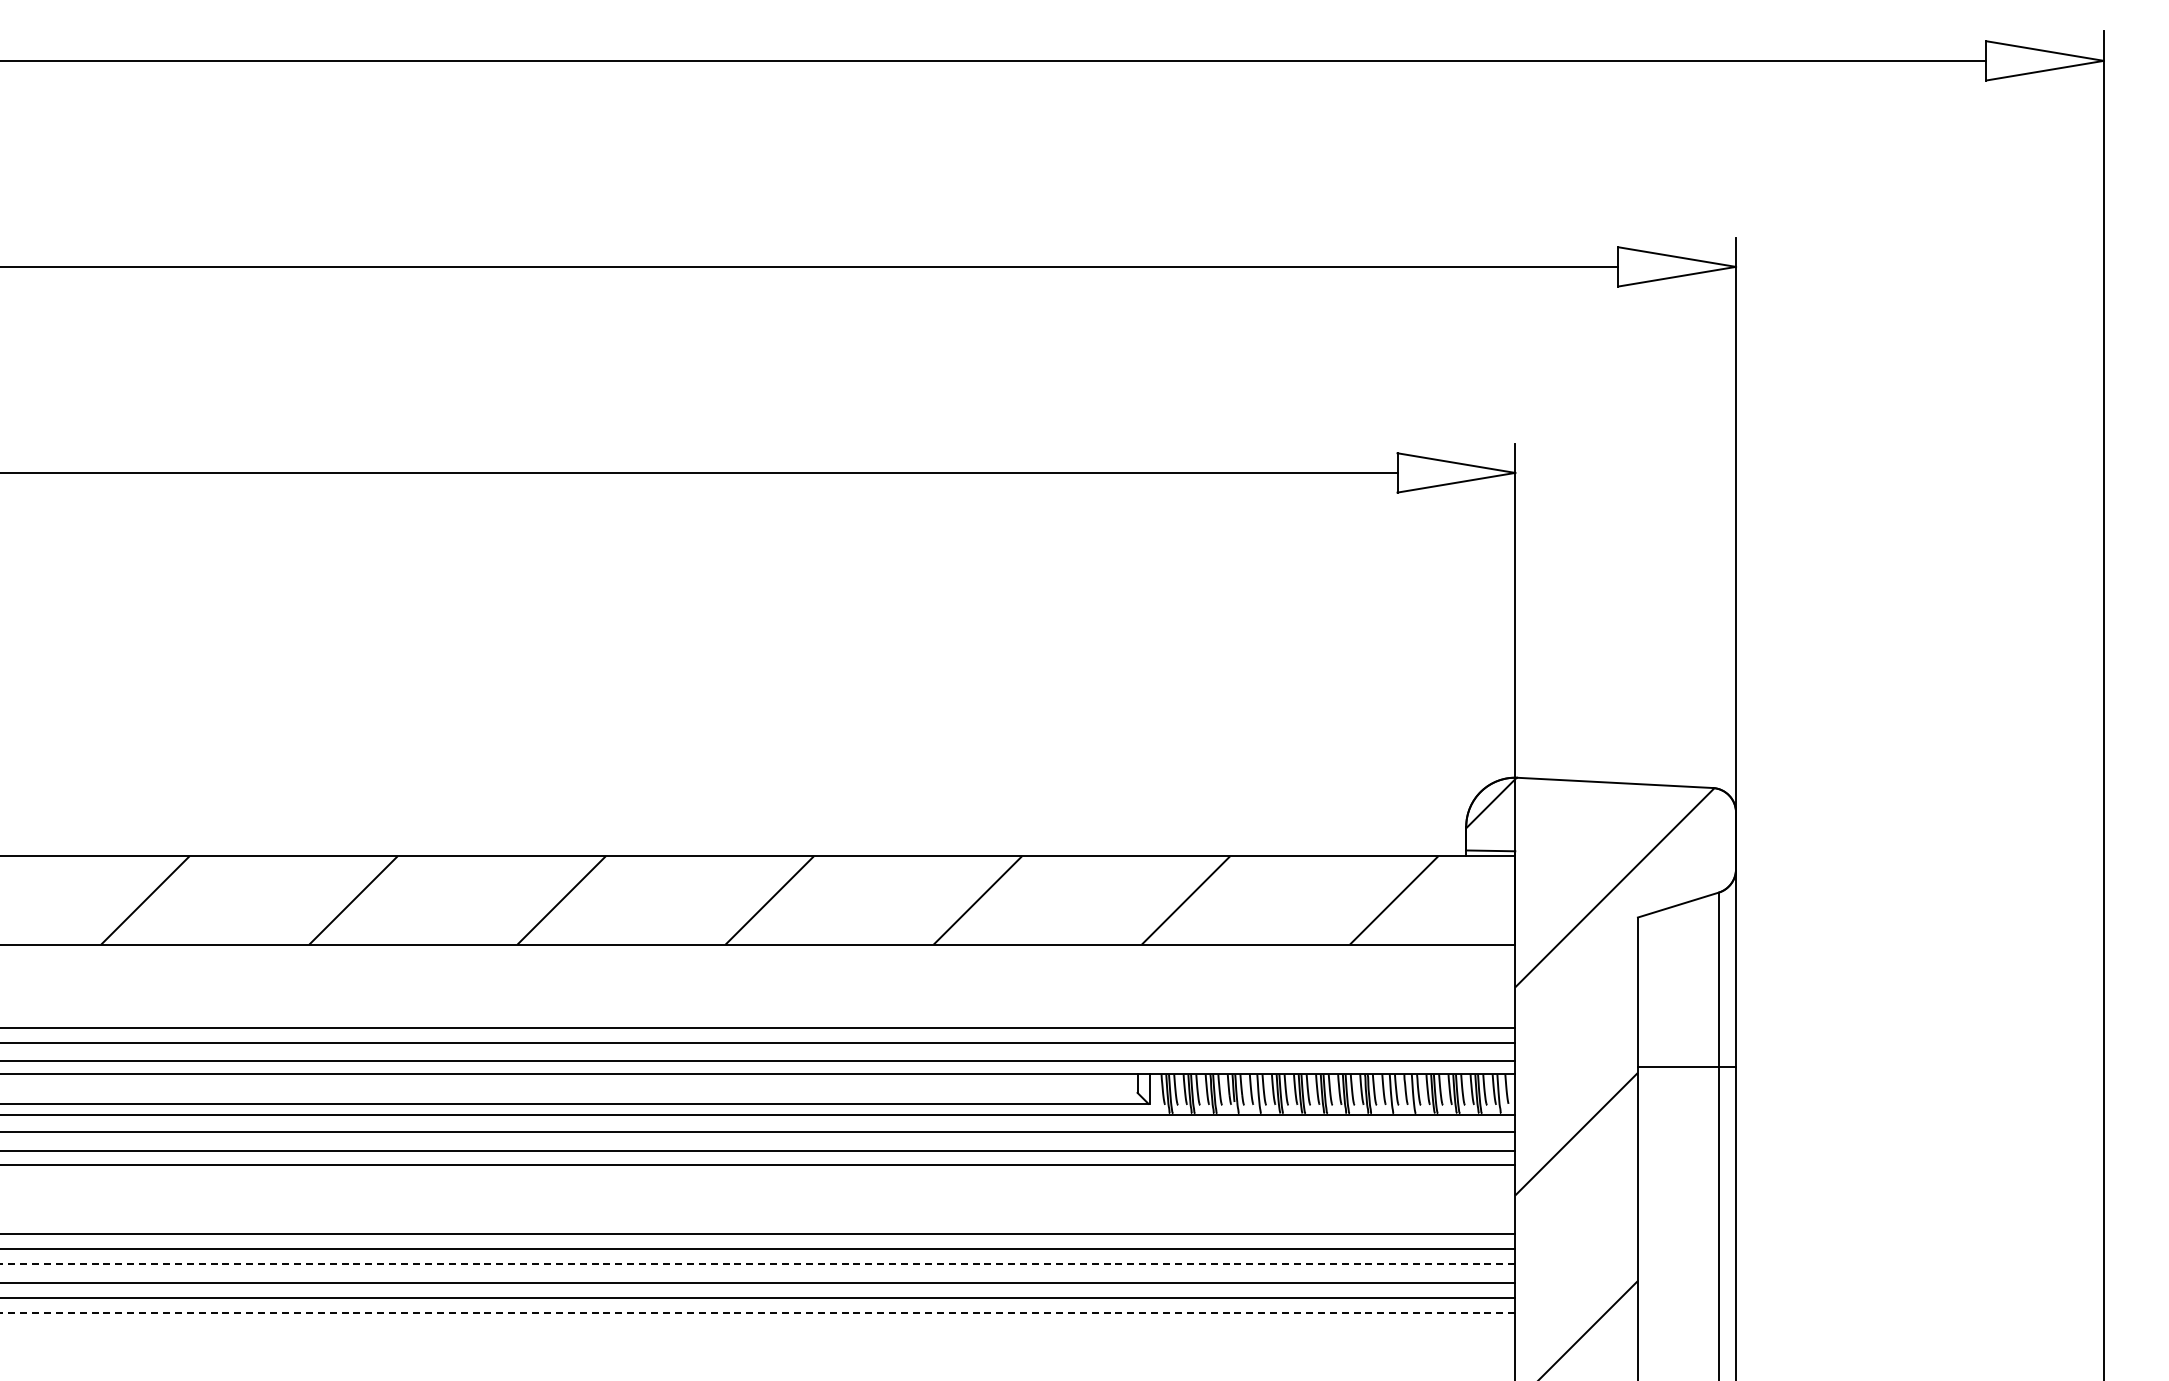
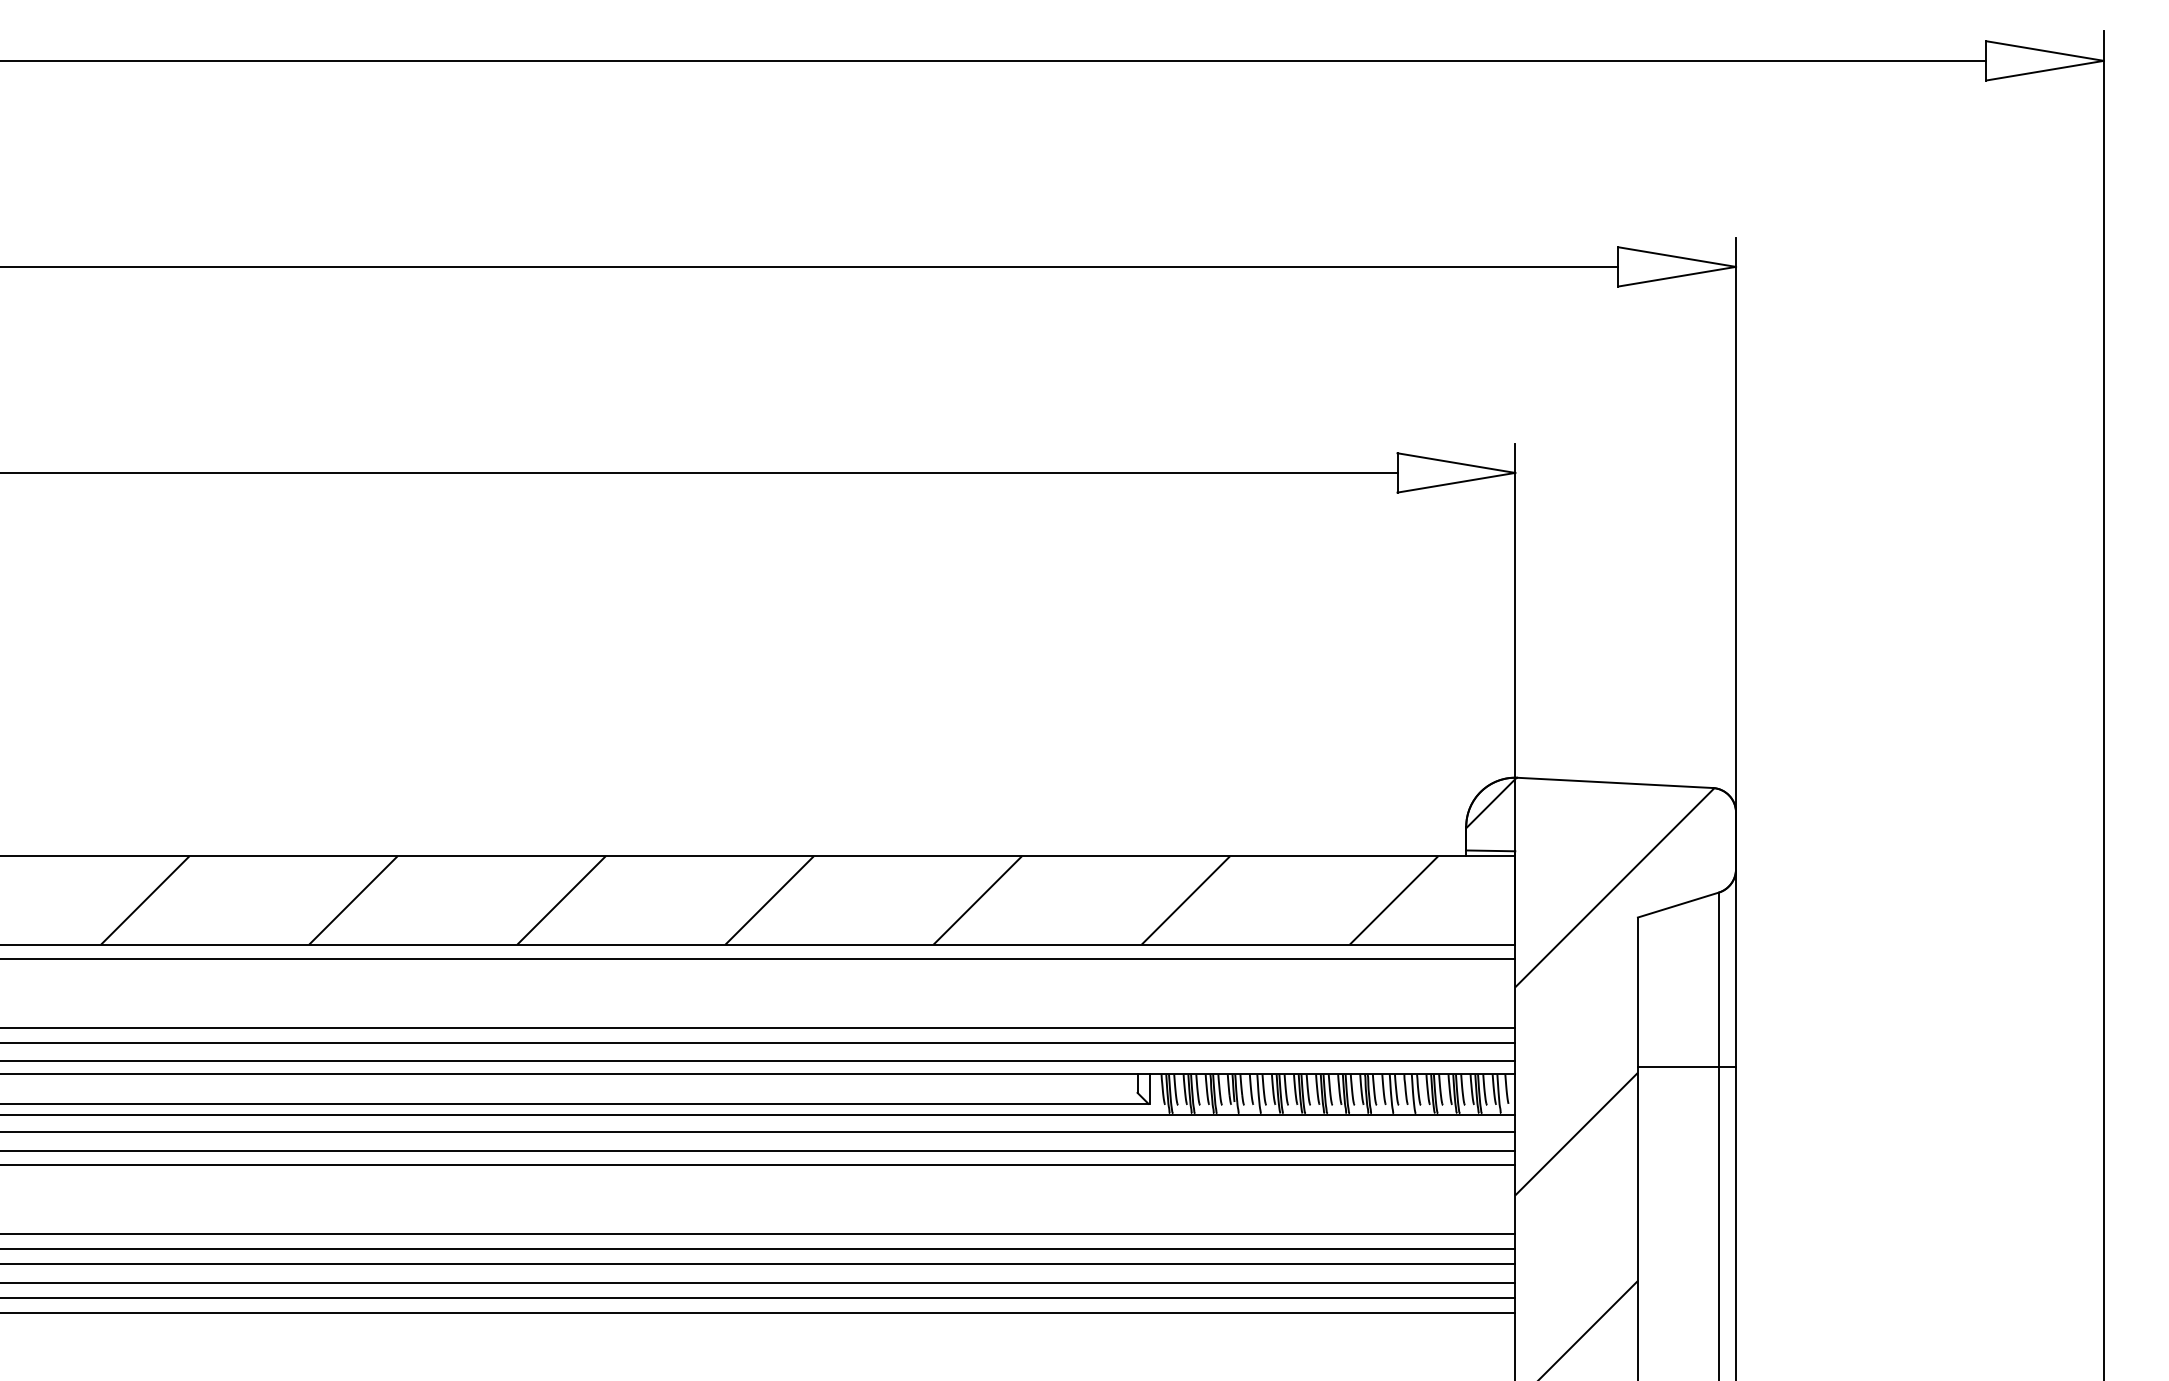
line: none -> present (758, 959)
line: dashed -> solid (757, 1263)
line: dashed -> solid (757, 1312)
